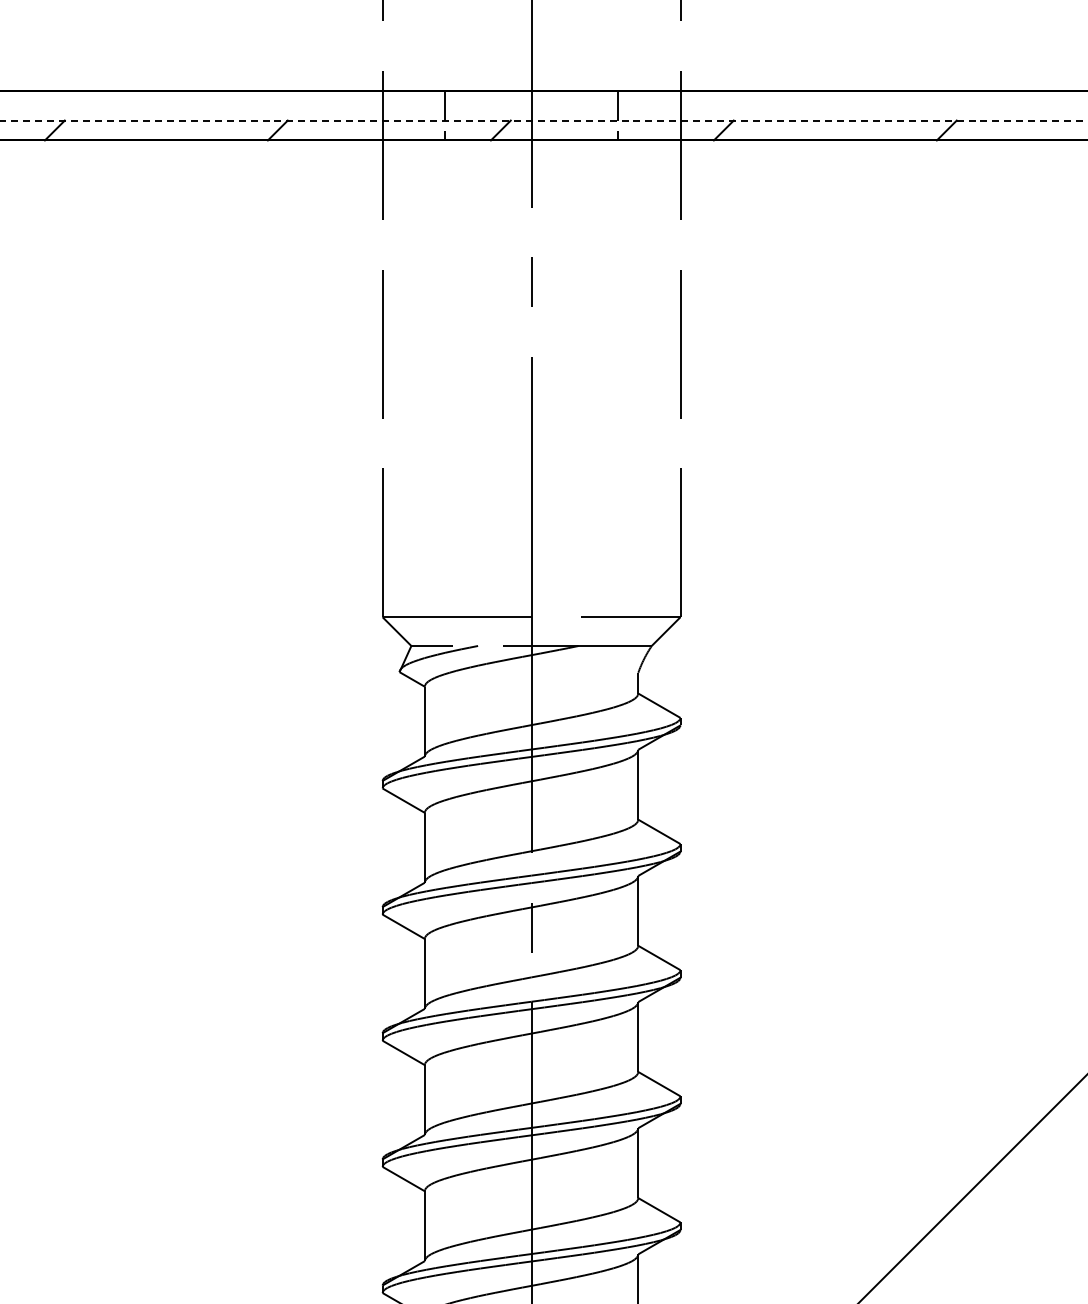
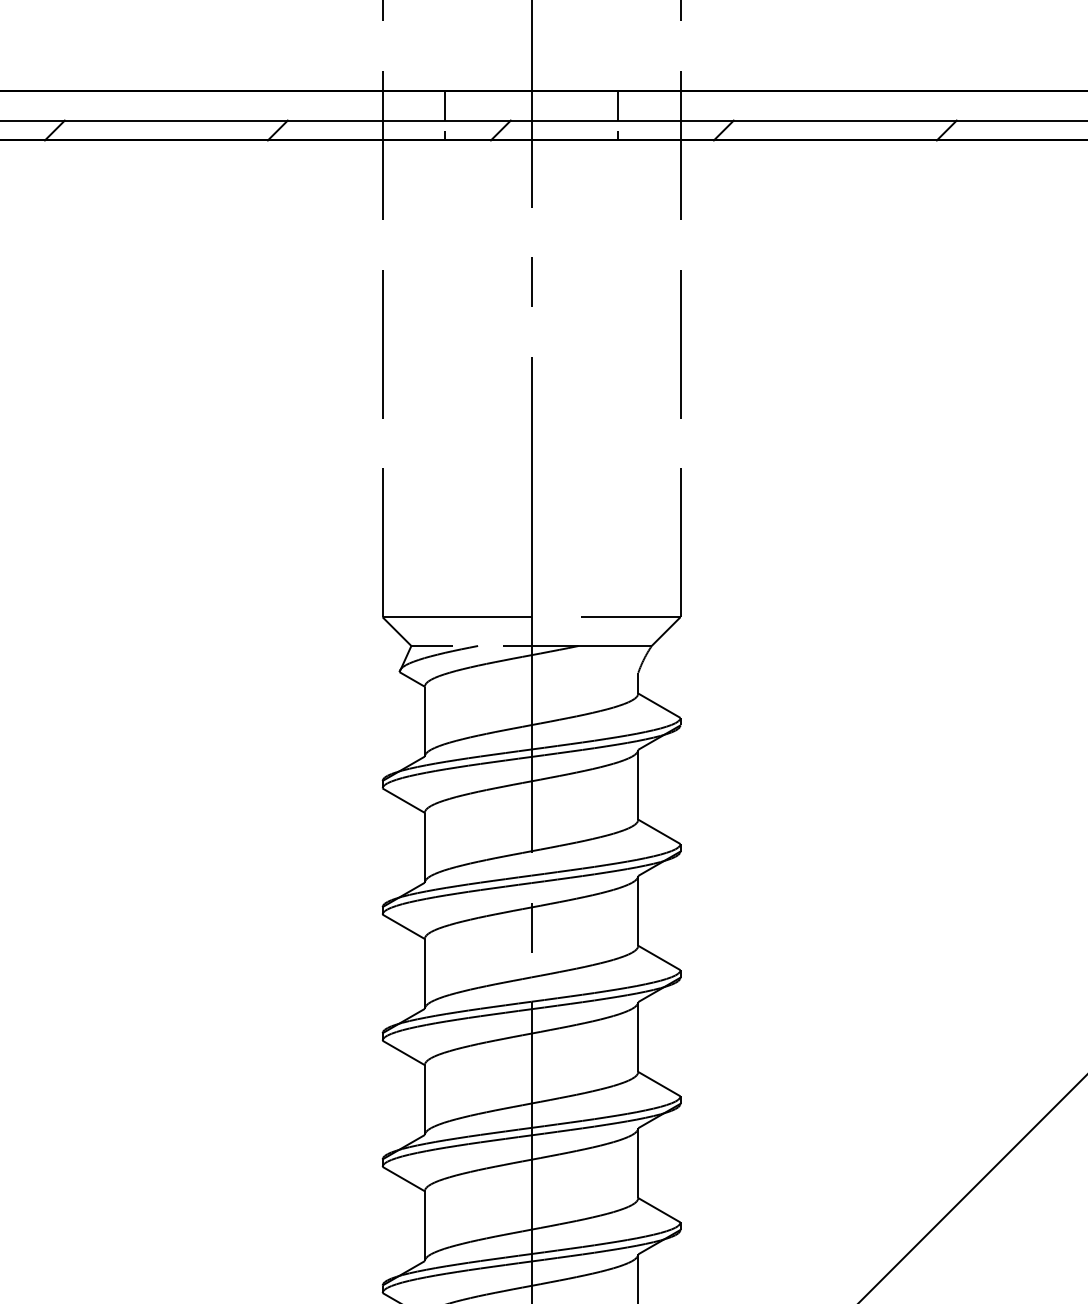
line: dashed -> solid (544, 120)
